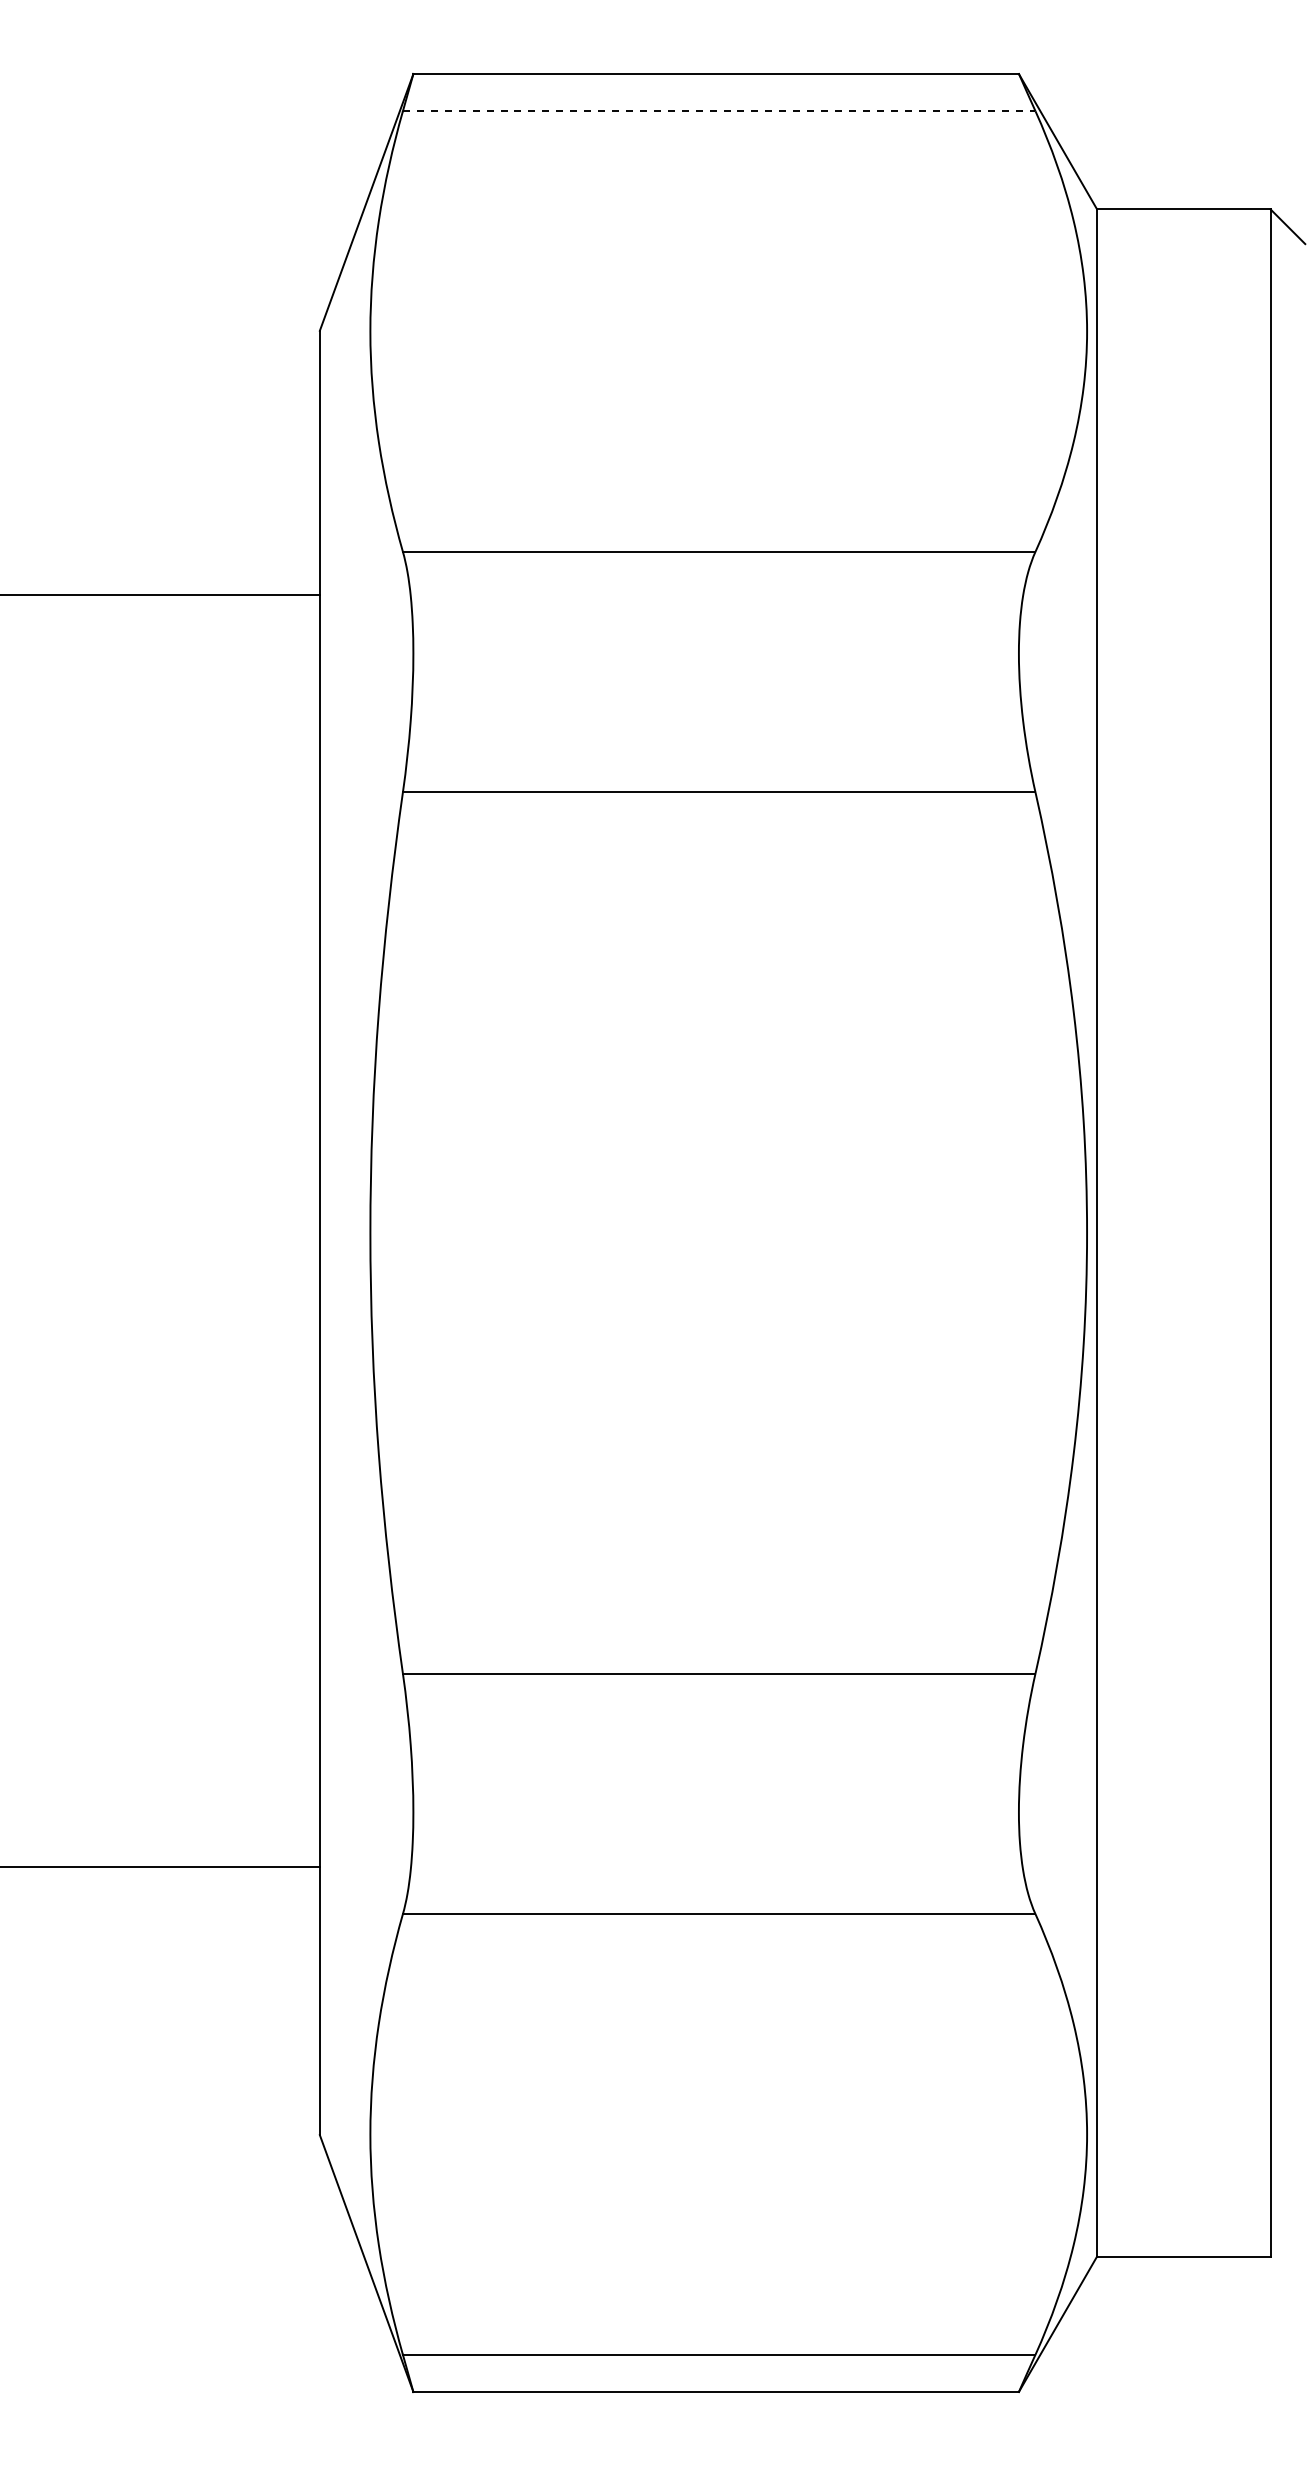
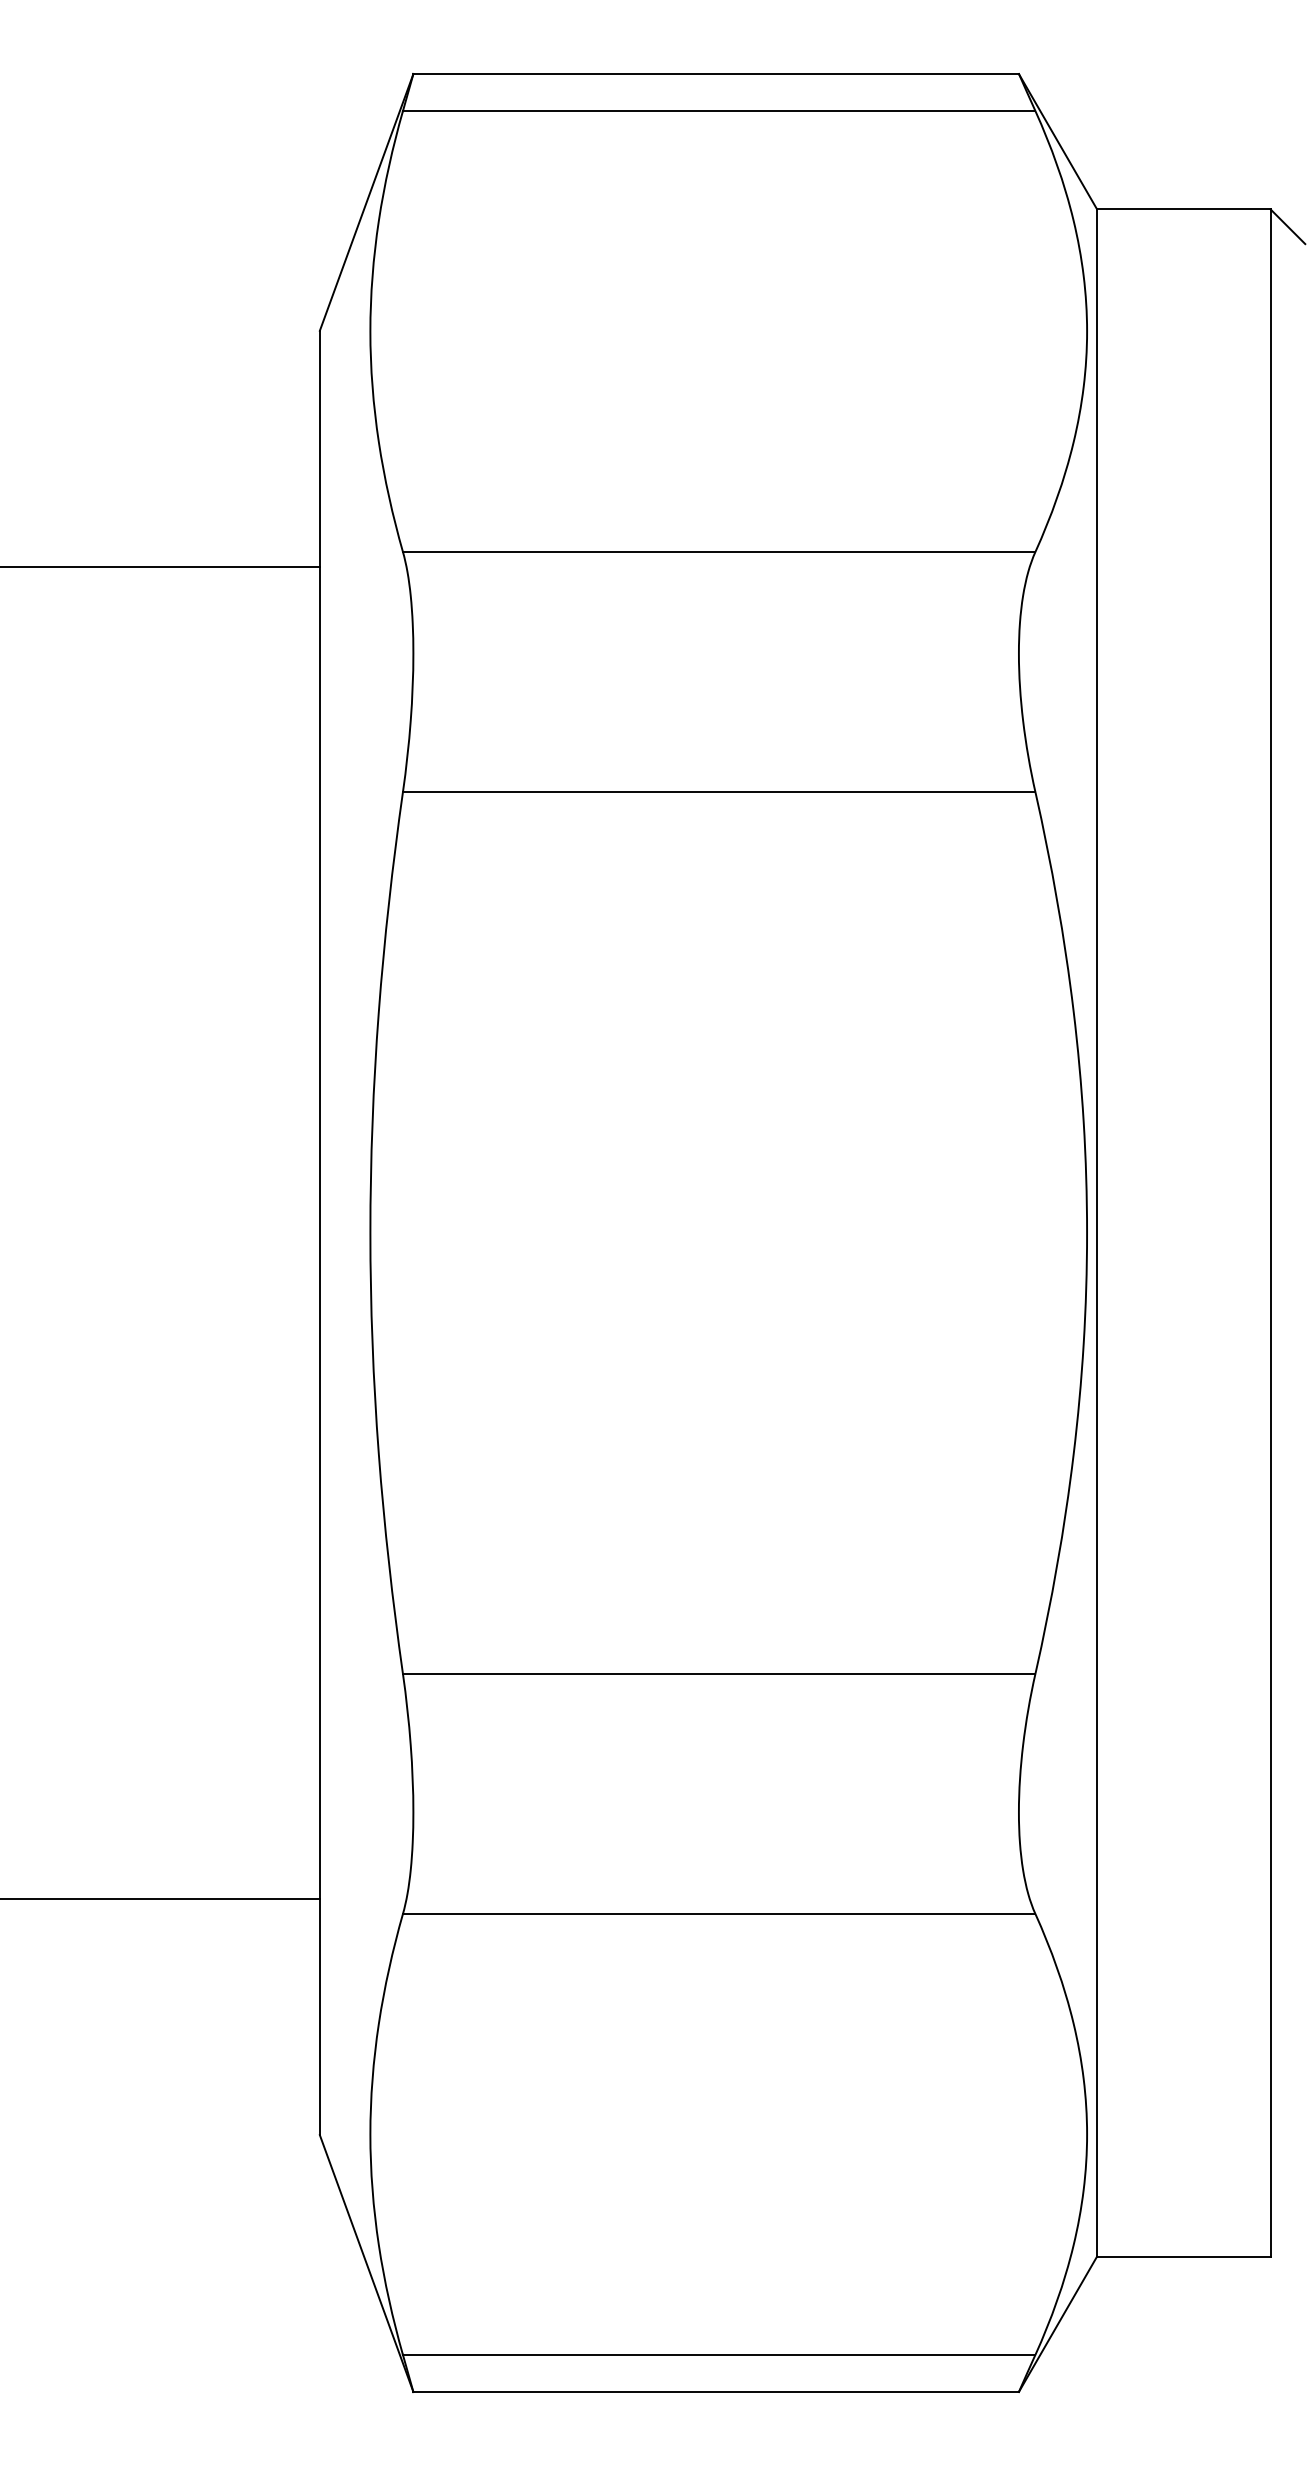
line: dashed -> solid (719, 111)
line position: (160, 594) -> (160, 566) (160, 566)
line position: (160, 1867) -> (160, 1899) (160, 1899)
